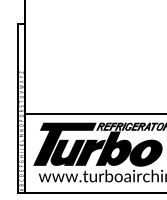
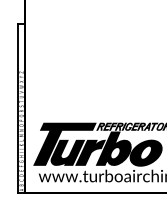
line: present -> none (94, 113)
